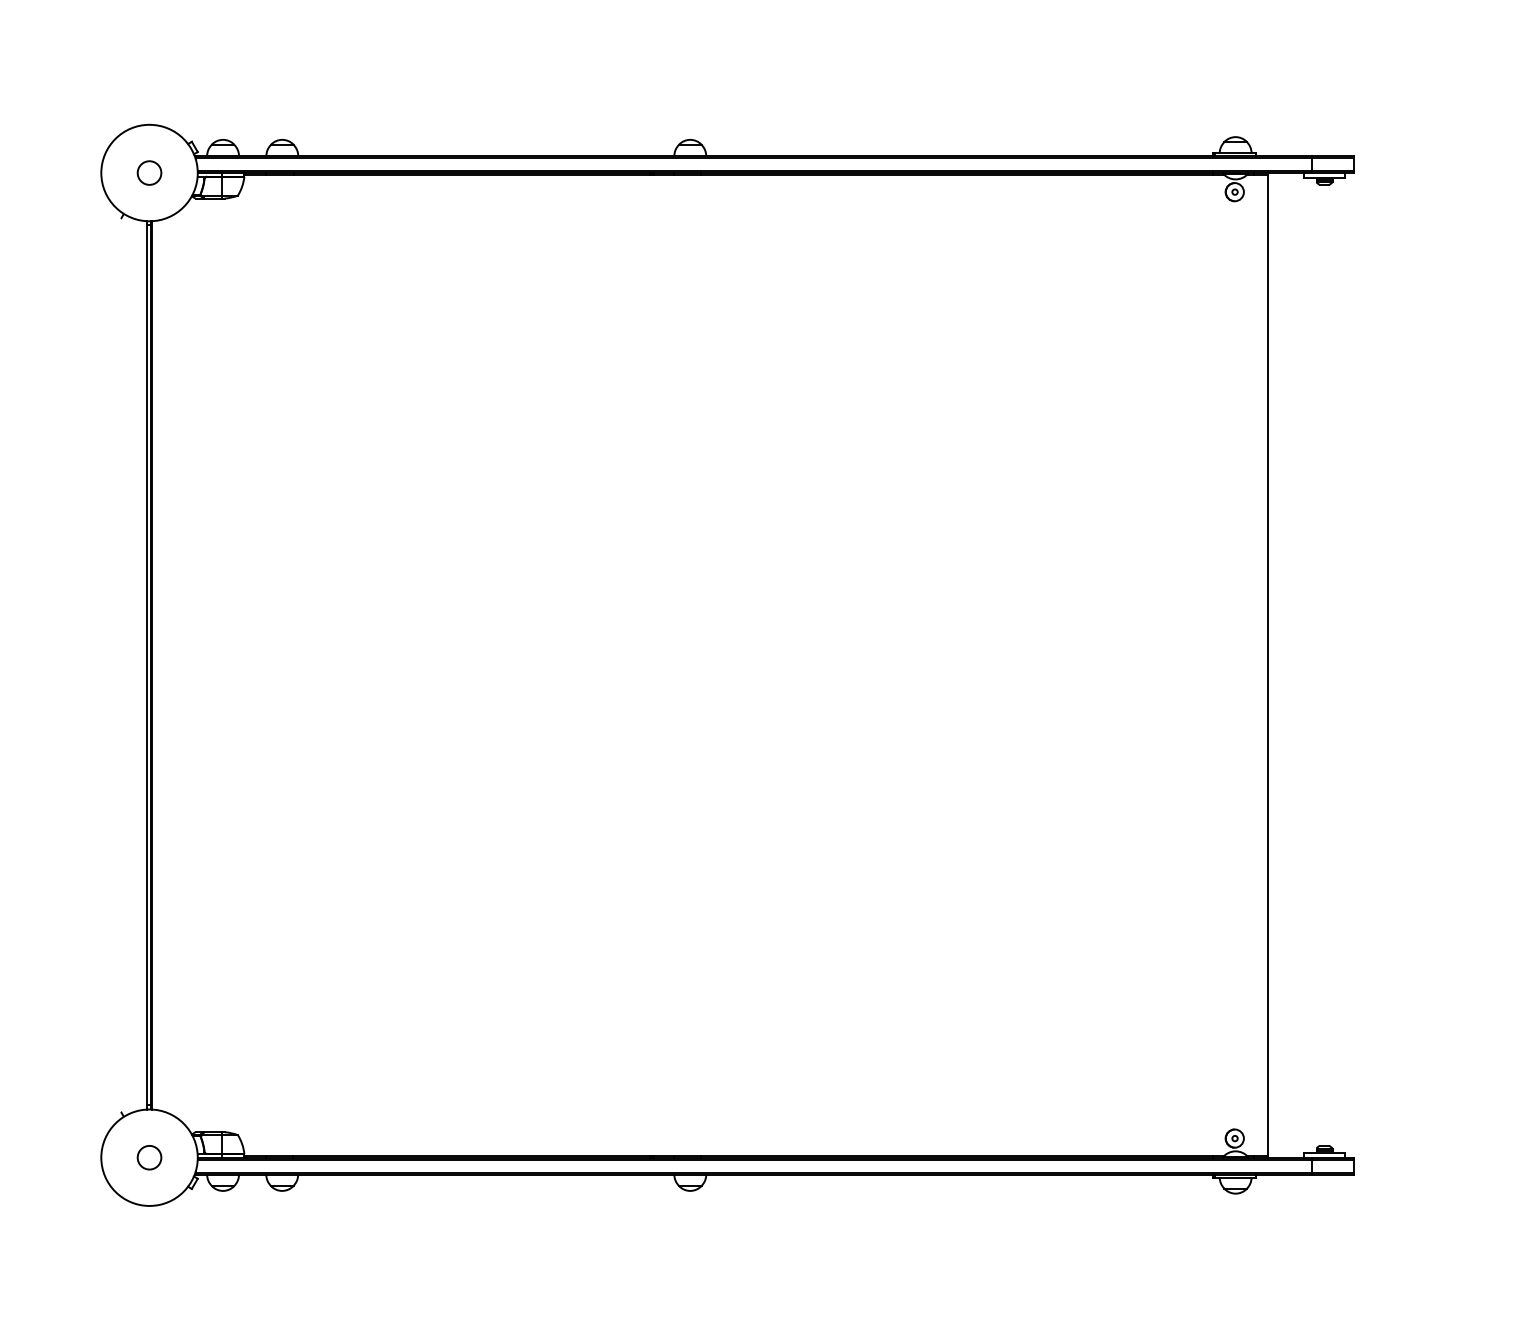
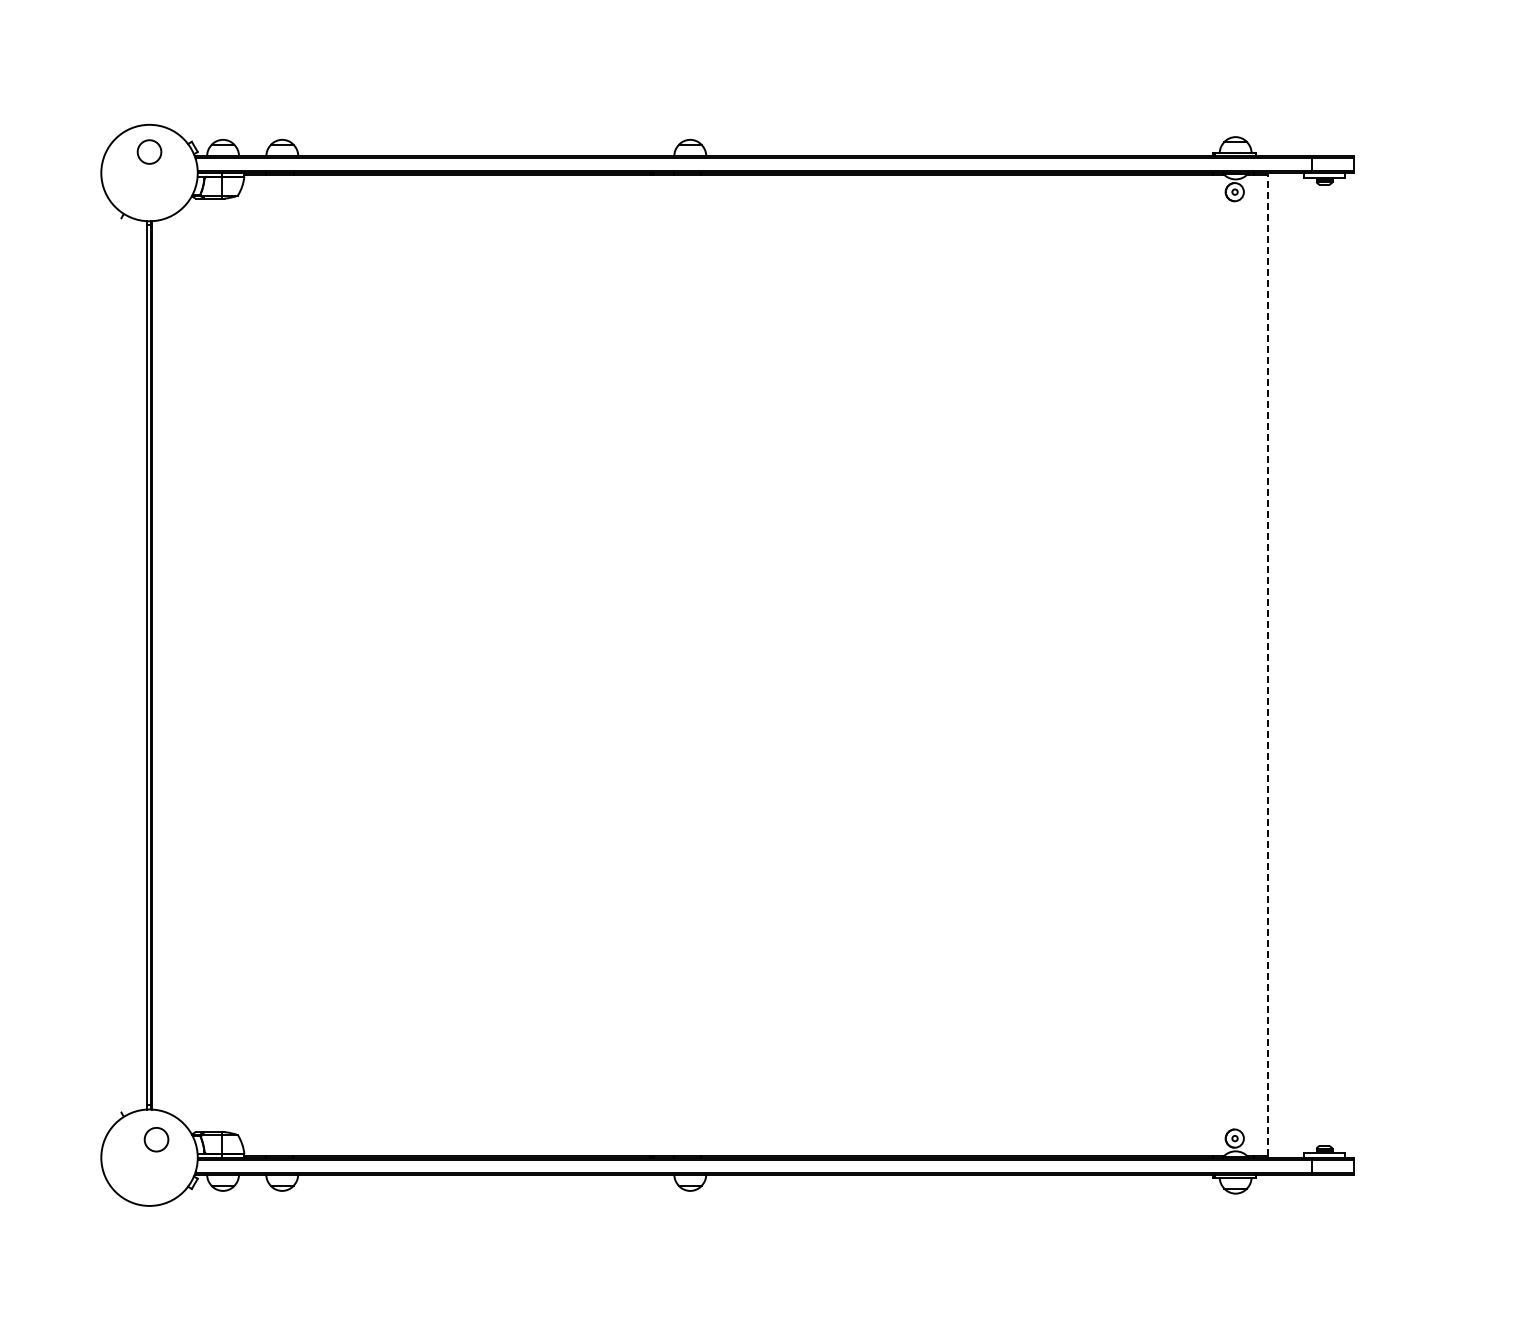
circle position: (149, 172) -> (149, 151) (149, 151)
line: solid -> dashed (1268, 665)
circle position: (149, 1157) -> (156, 1139) (156, 1139)
